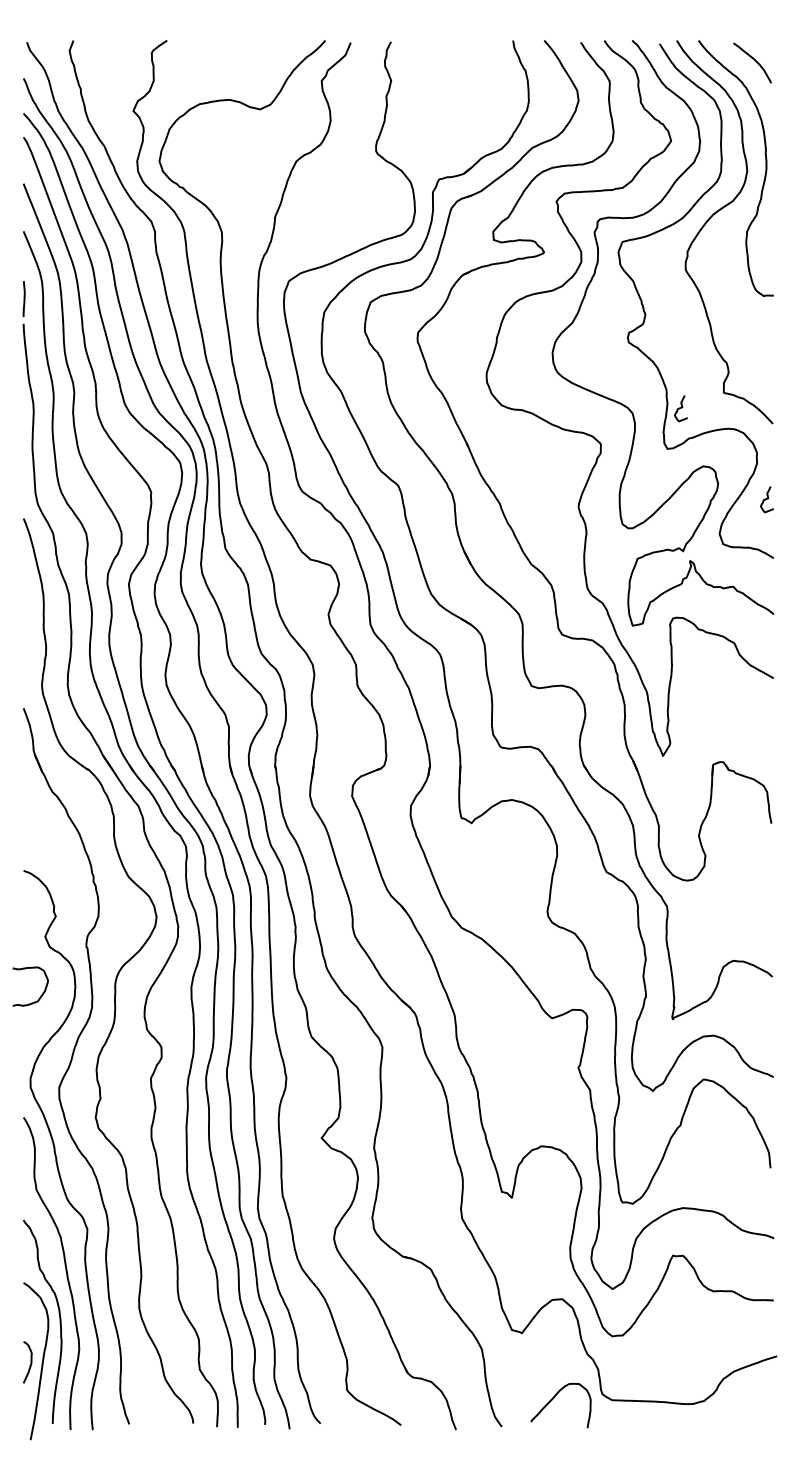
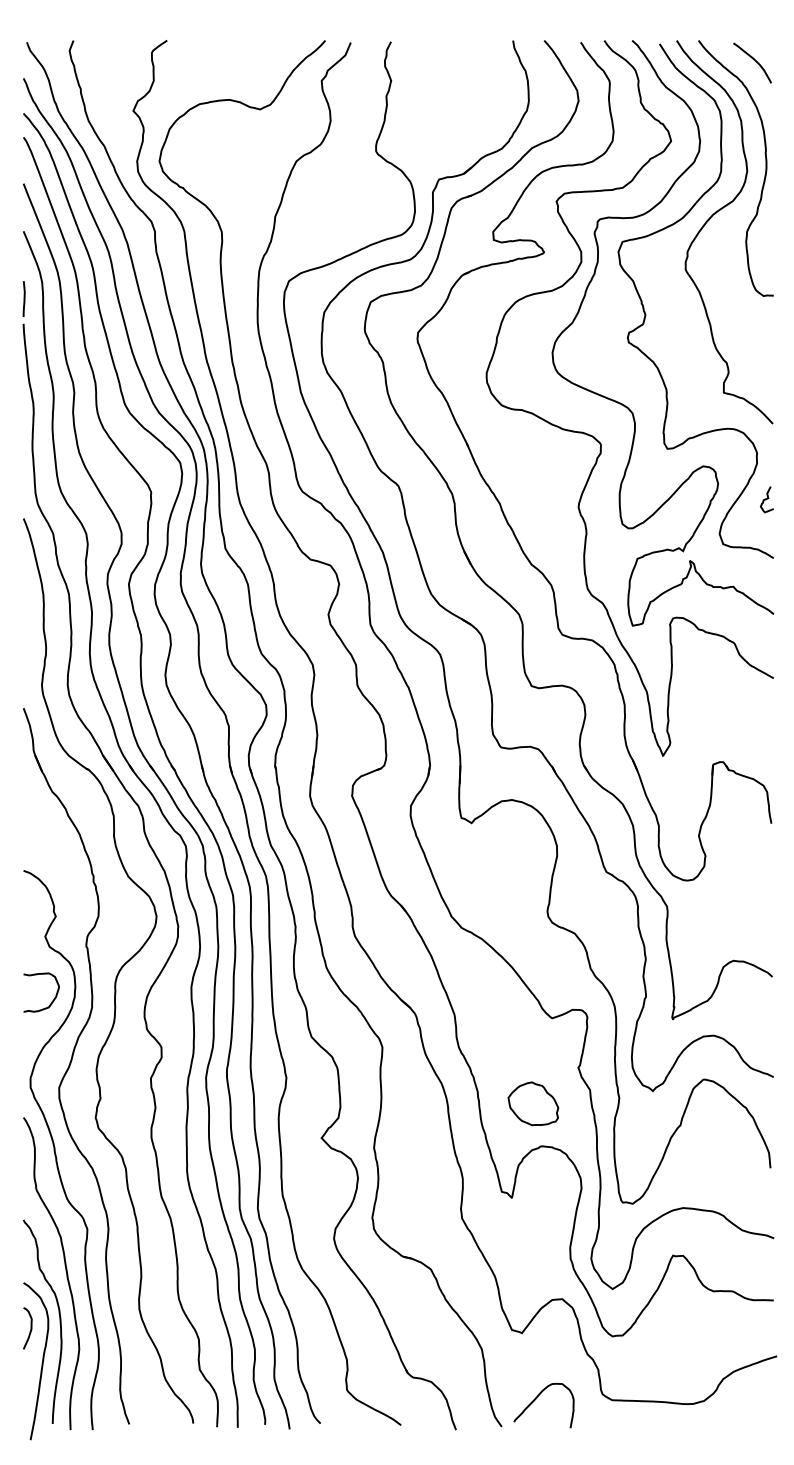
curve: present -> none (680, 408)
curve position: (42, 992) -> (53, 998) (53, 998)
part: none -> present (533, 1103)
curve position: (30, 1362) -> (30, 1328) (30, 1328)
curve position: (554, 1398) -> (537, 1398) (537, 1398)
